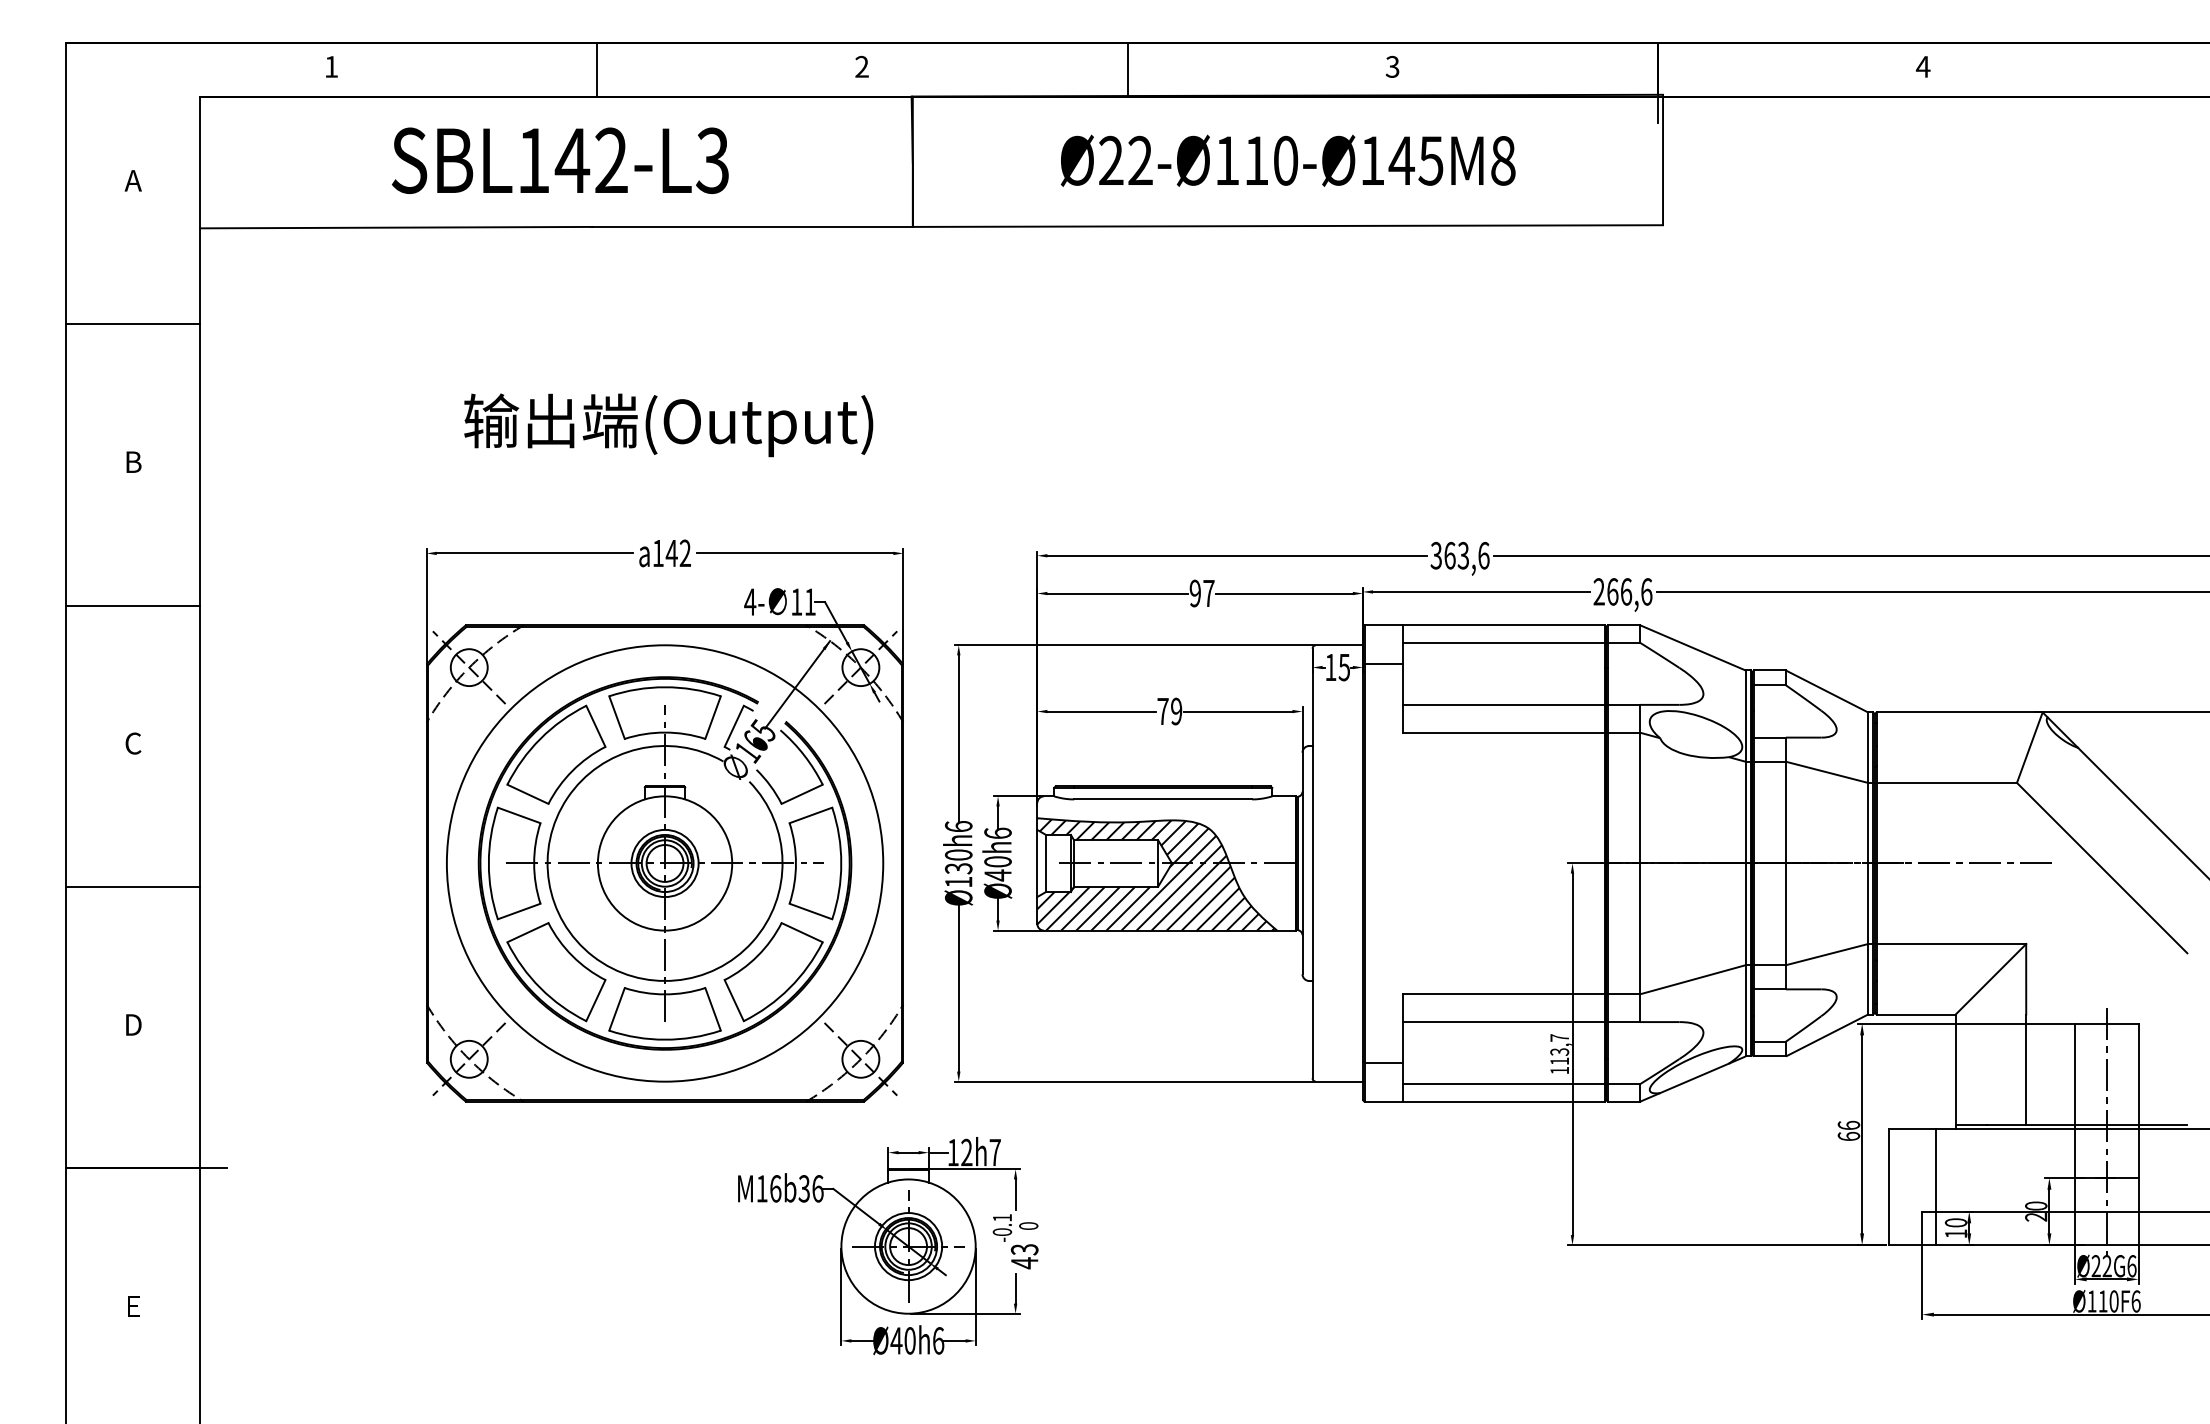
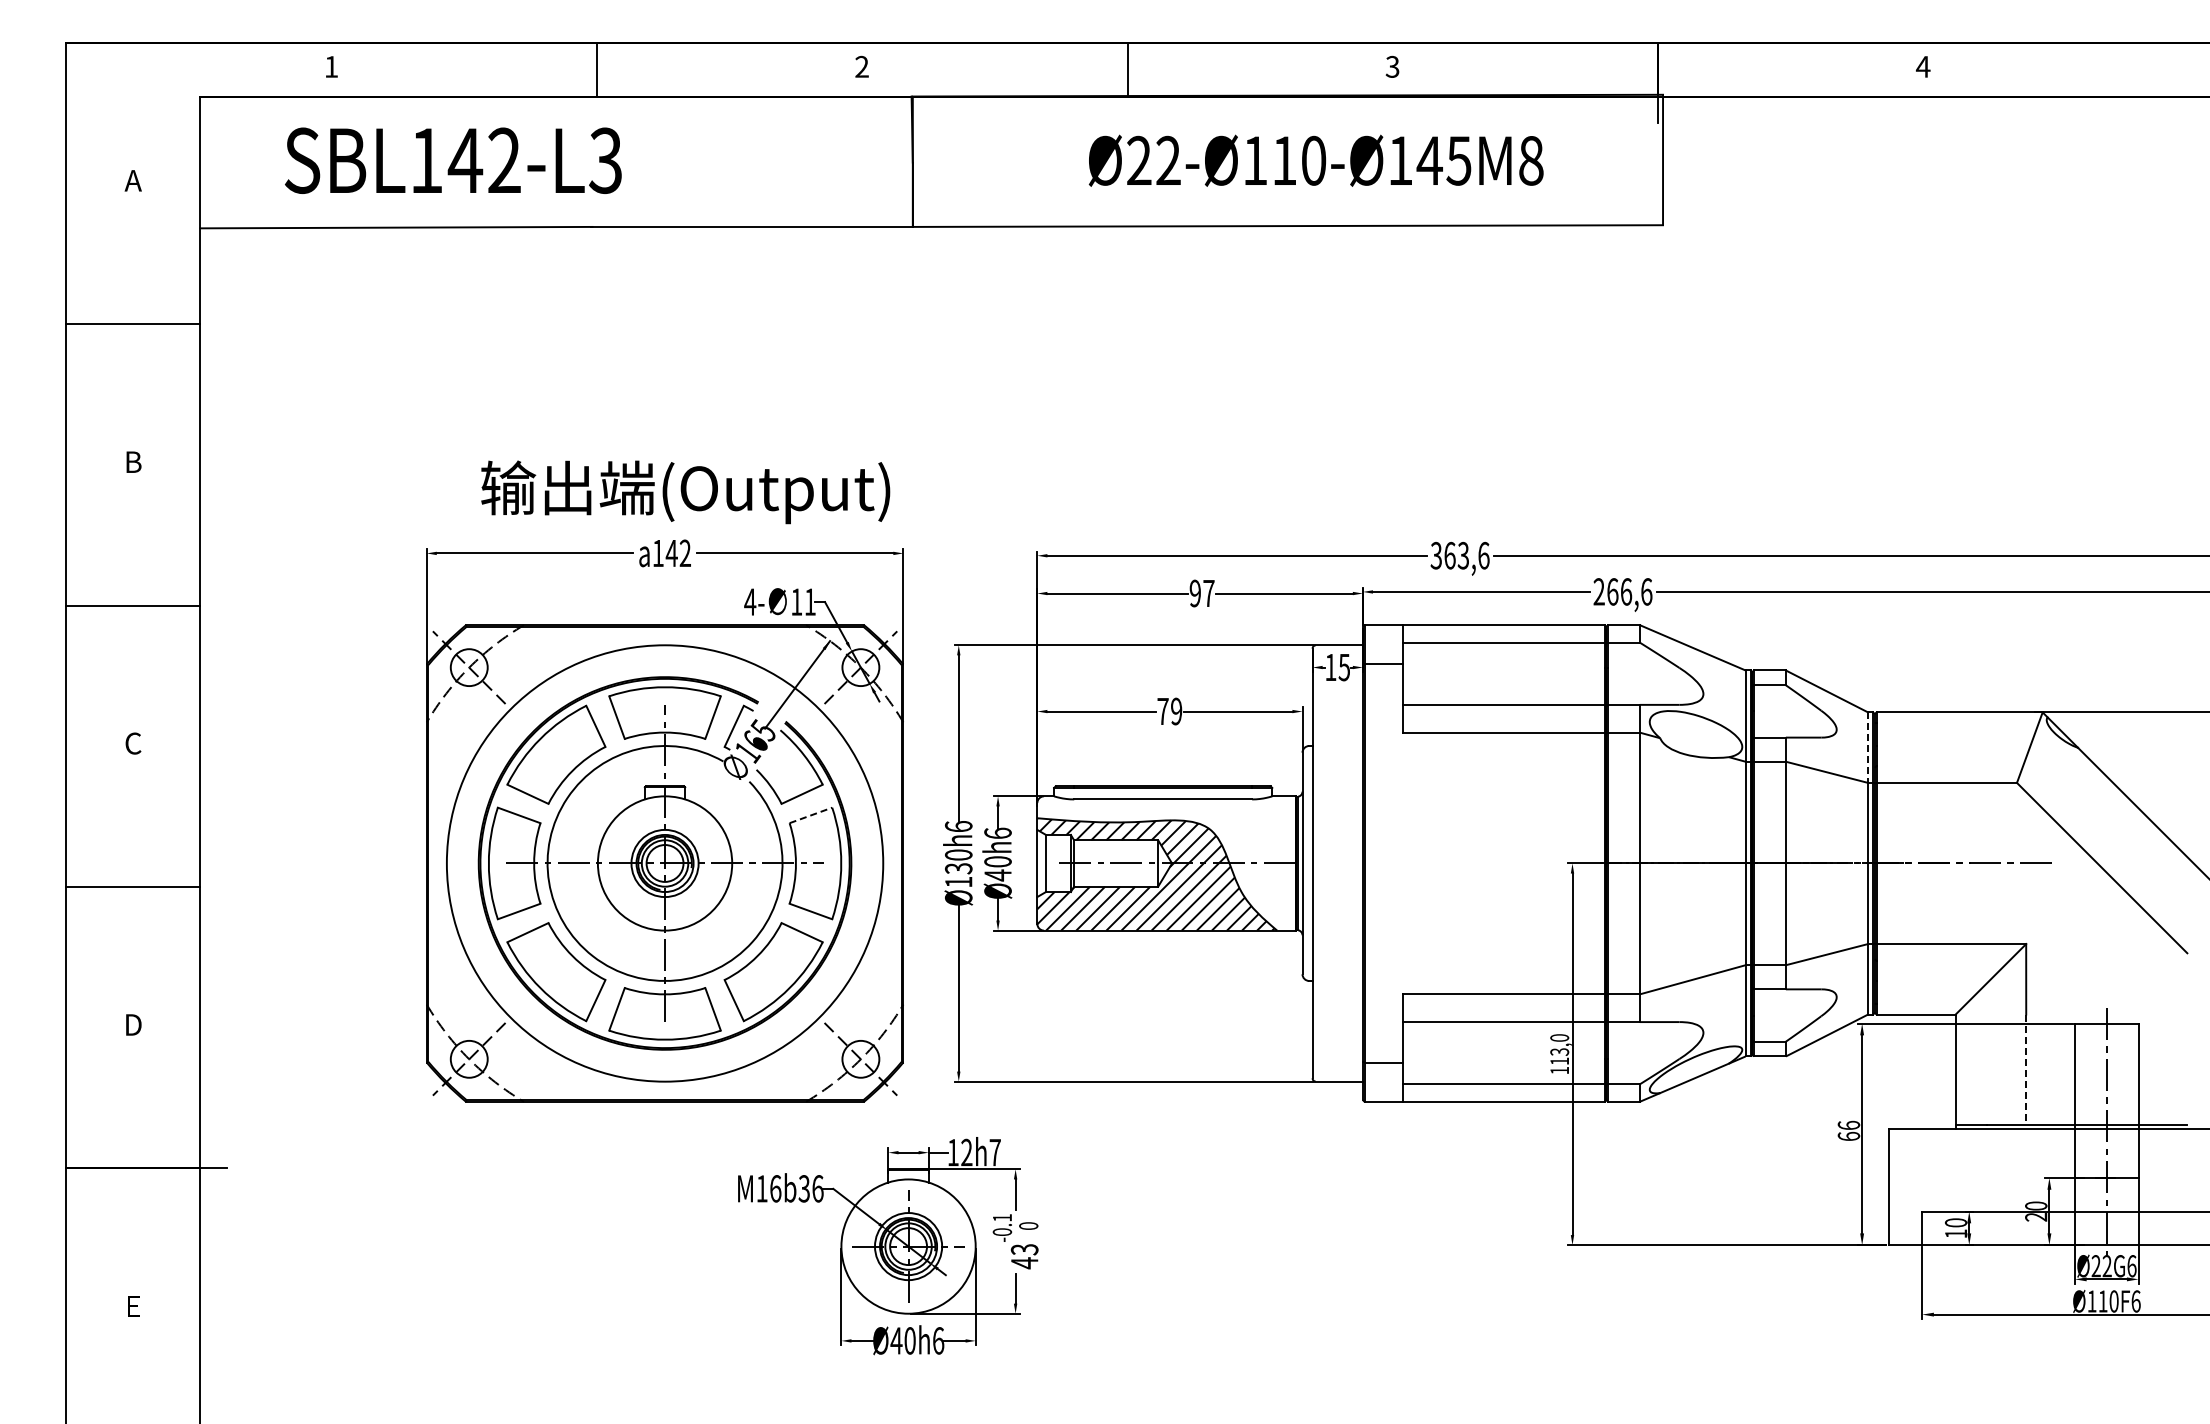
text position: (560, 160) -> (453, 160) (453, 160)
text position: (1287, 160) -> (1315, 160) (1315, 160)
text position: (668, 425) -> (685, 492) (685, 492)
line: solid -> dashed (1868, 748)
line: solid -> dashed (810, 815)
text: 113,7 -> 113,0 (1559, 1037)
line: solid -> dashed (2026, 1070)
line: present -> none (1936, 1186)
